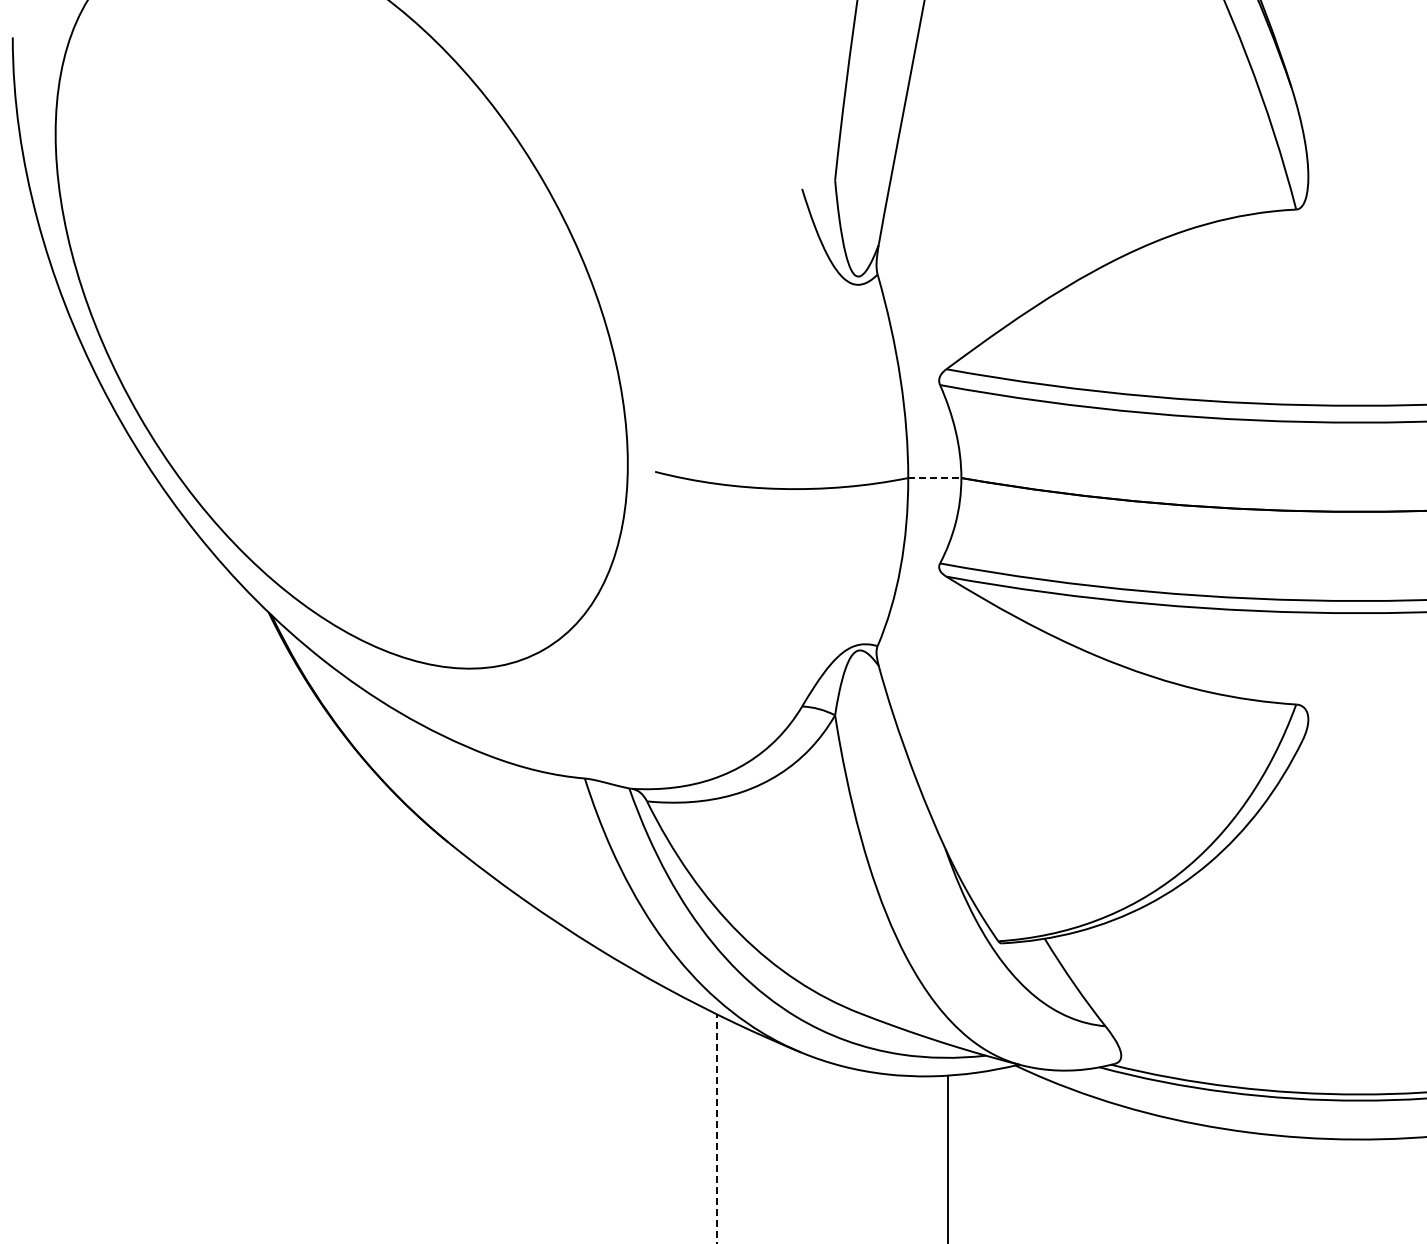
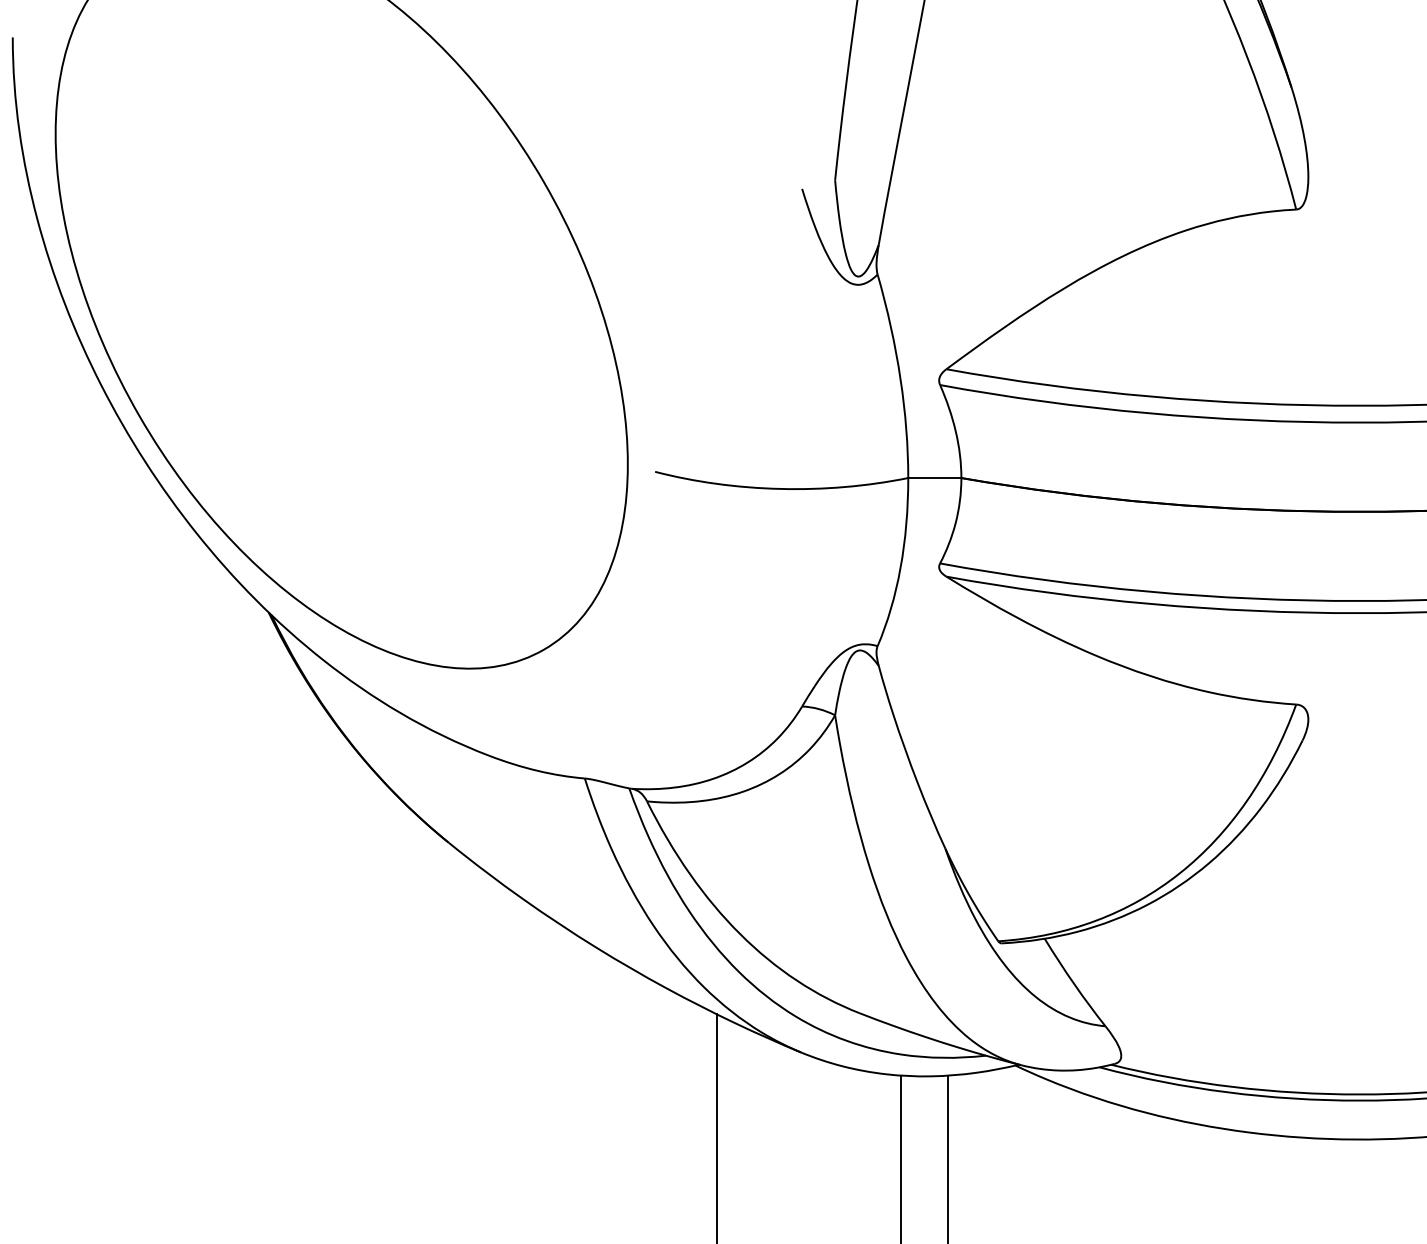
line: dashed -> solid (934, 478)
line: dashed -> solid (716, 1128)
line: none -> present (900, 1157)
